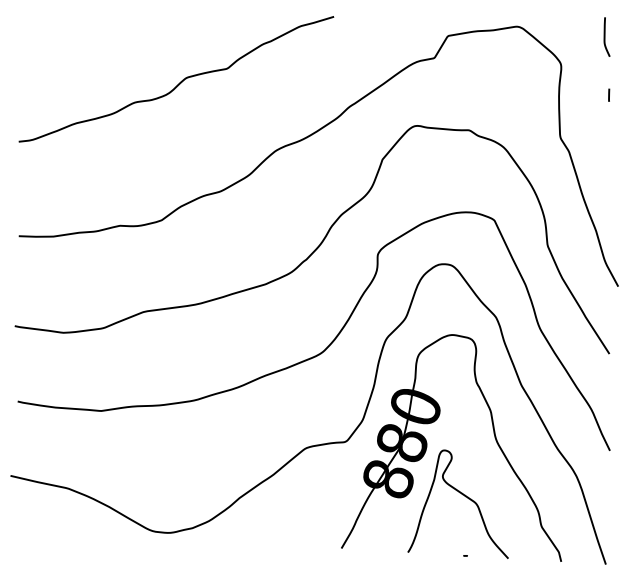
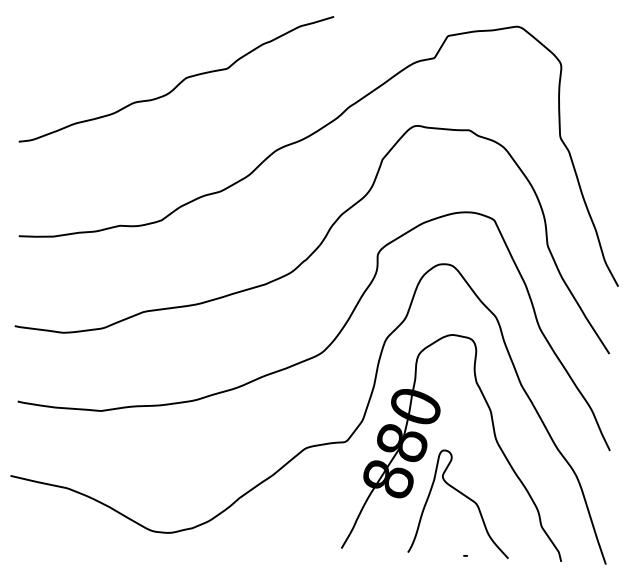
curve: present -> none (605, 36)
line: present -> none (609, 94)
